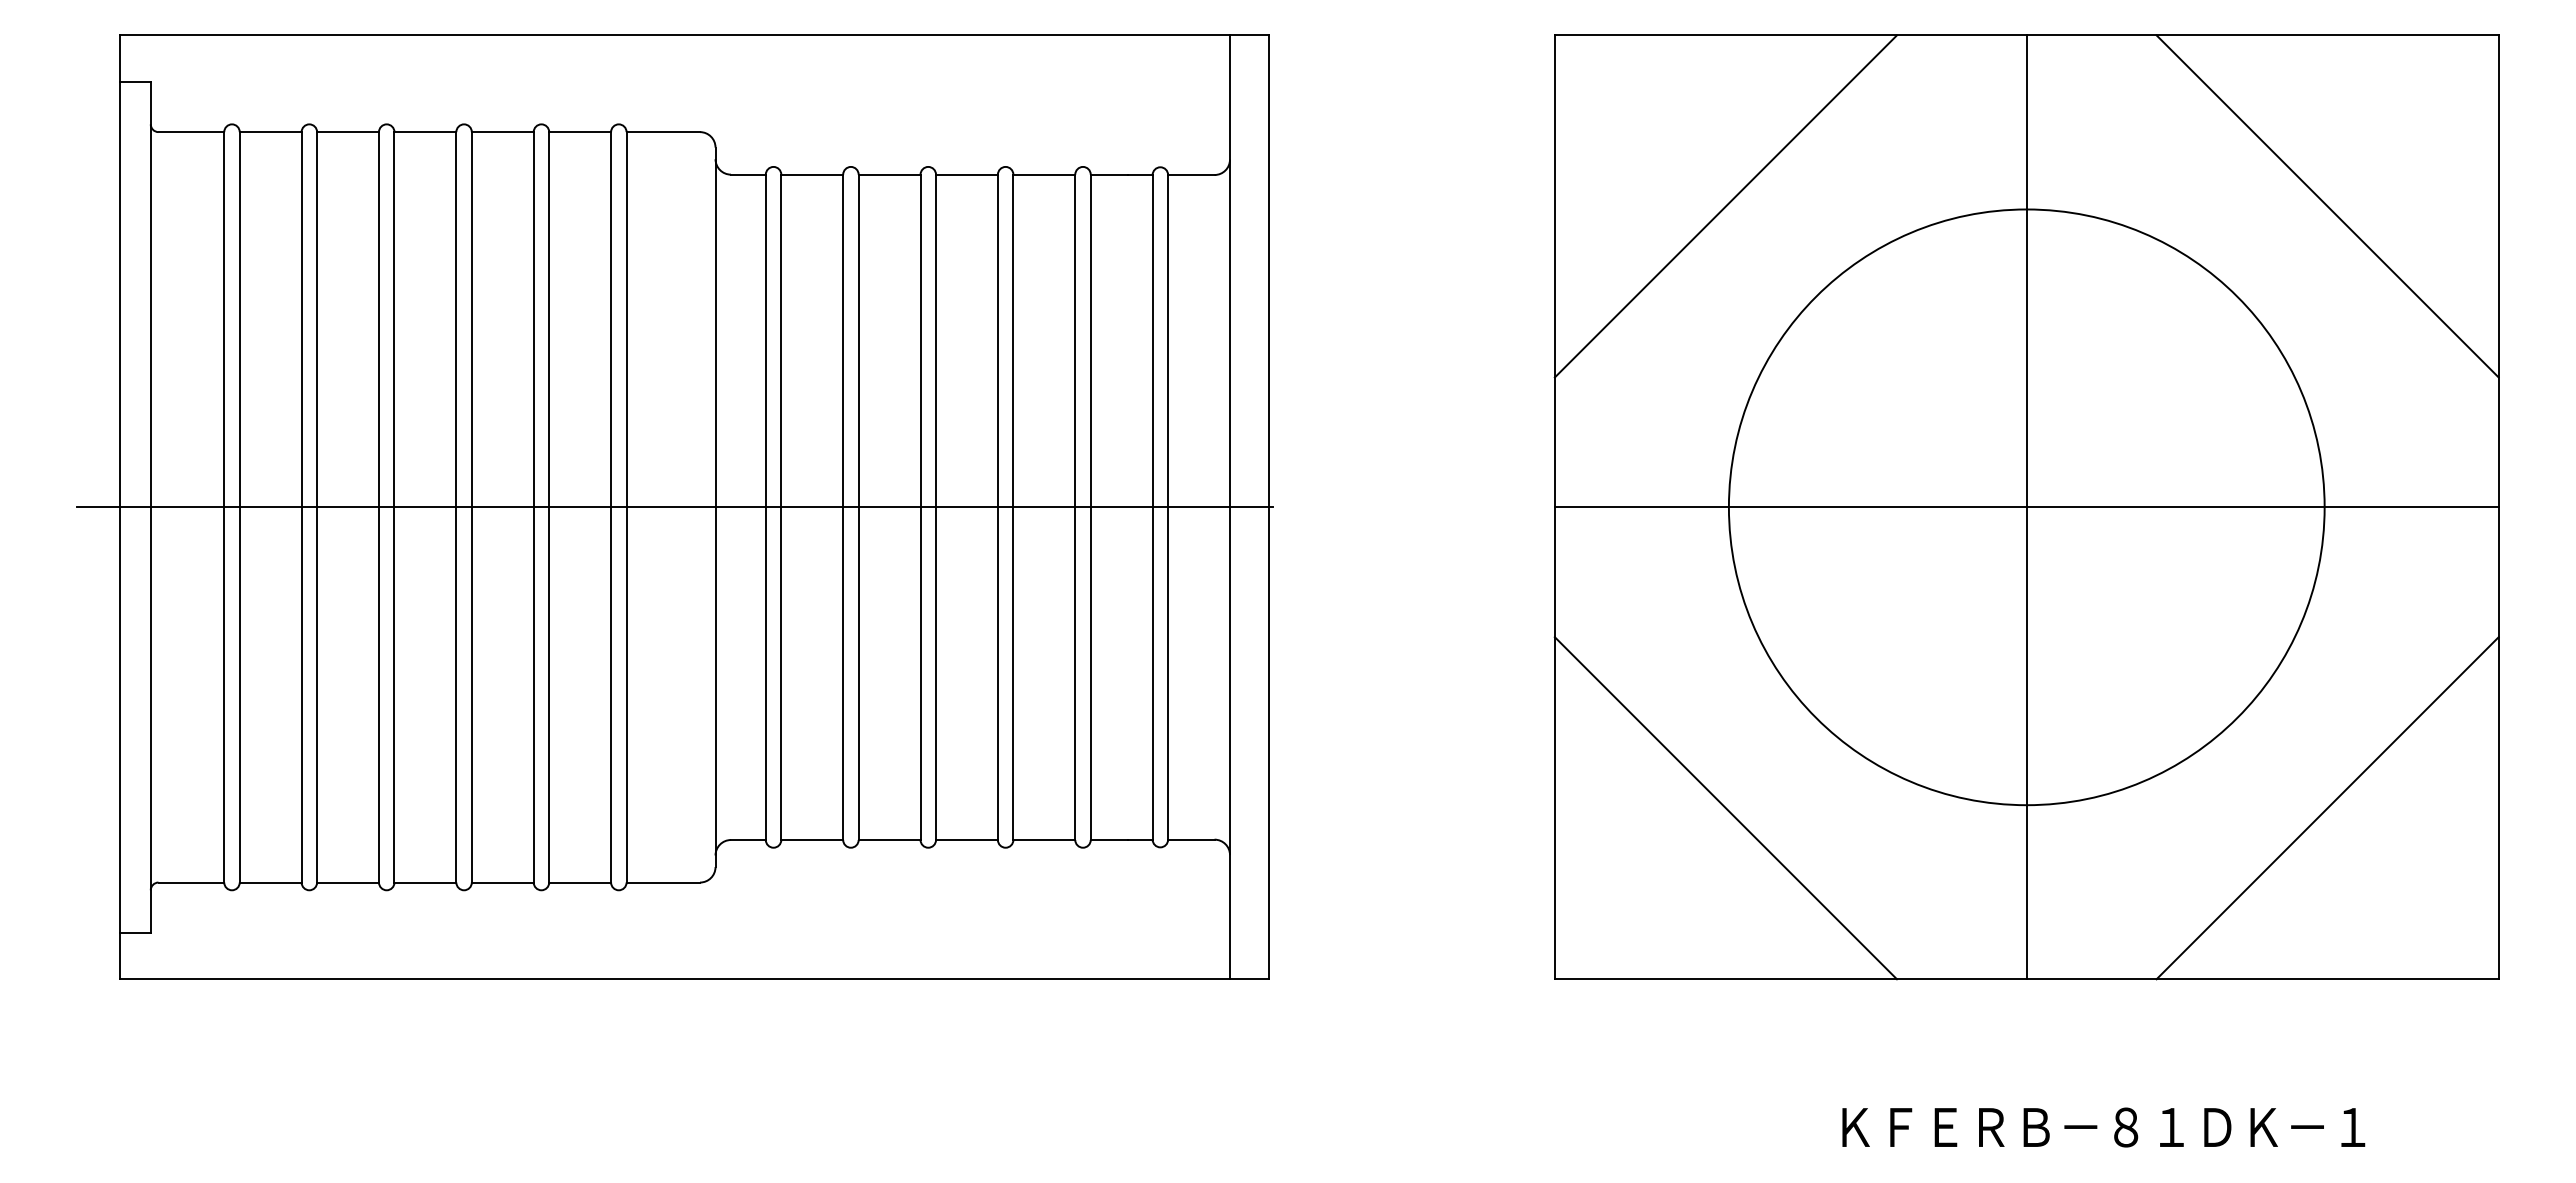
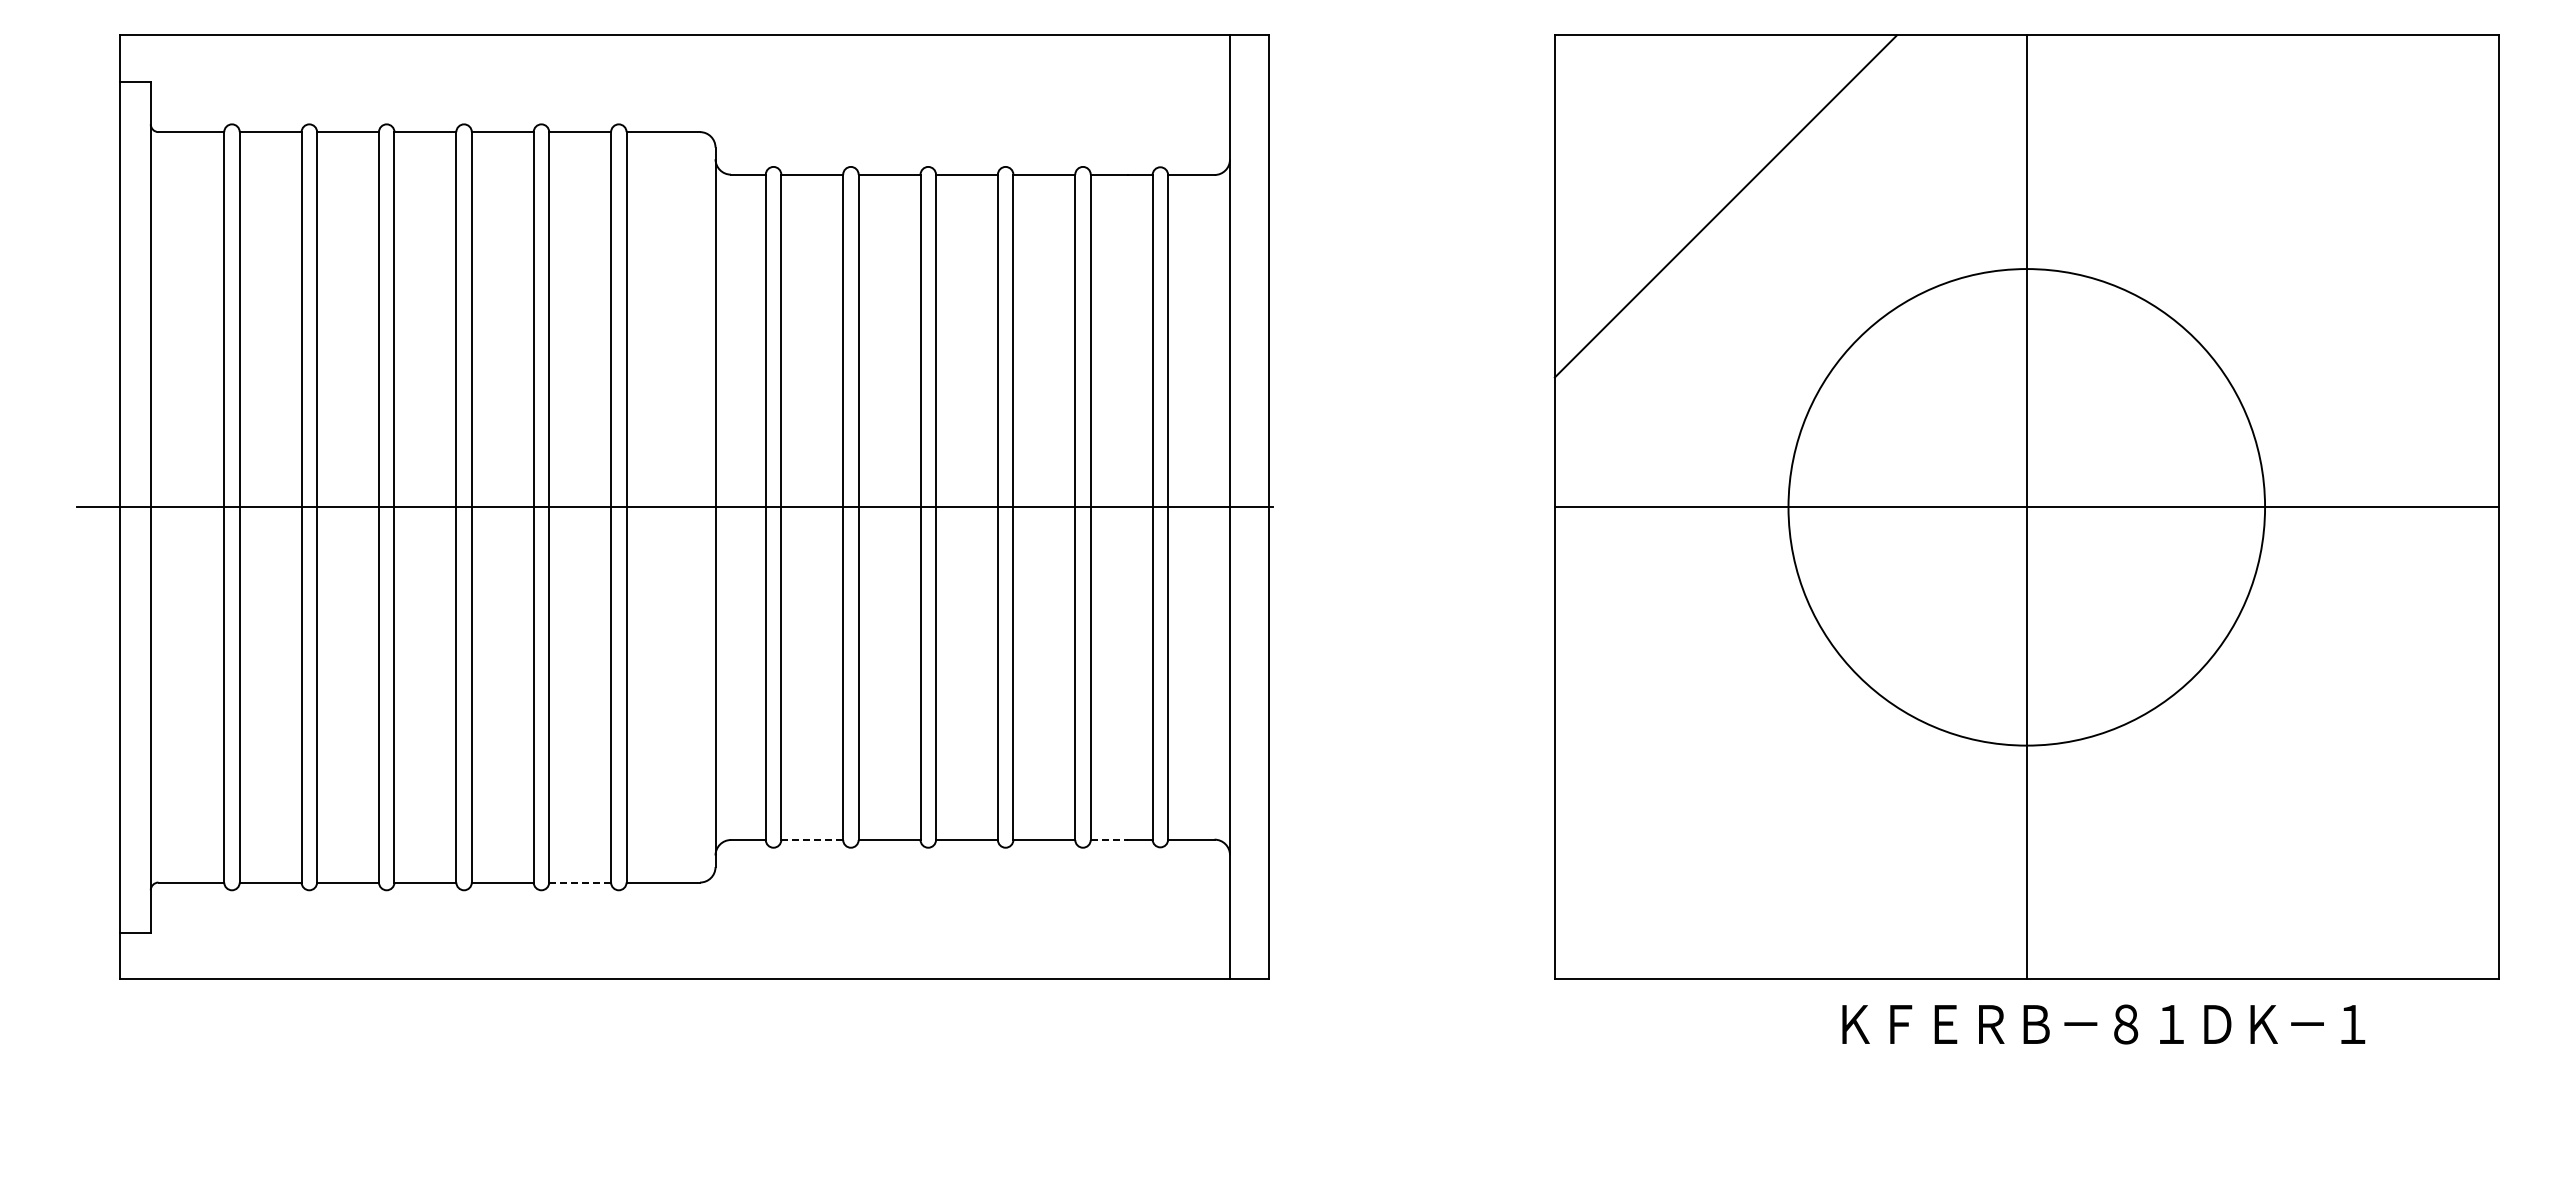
line: present -> none (2327, 206)
circle diameter: 596 px -> 477 px (2026, 507)
line: present -> none (1725, 808)
line: present -> none (2327, 808)
line: solid -> dashed (812, 840)
line: solid -> dashed (1109, 840)
line: solid -> dashed (580, 882)
text position: (2103, 1127) -> (2103, 1024) (2103, 1024)
